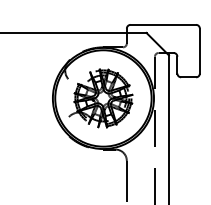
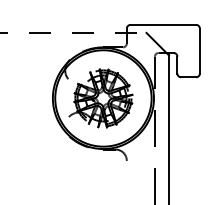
line: solid -> dashed (73, 32)
line: present -> none (126, 180)
